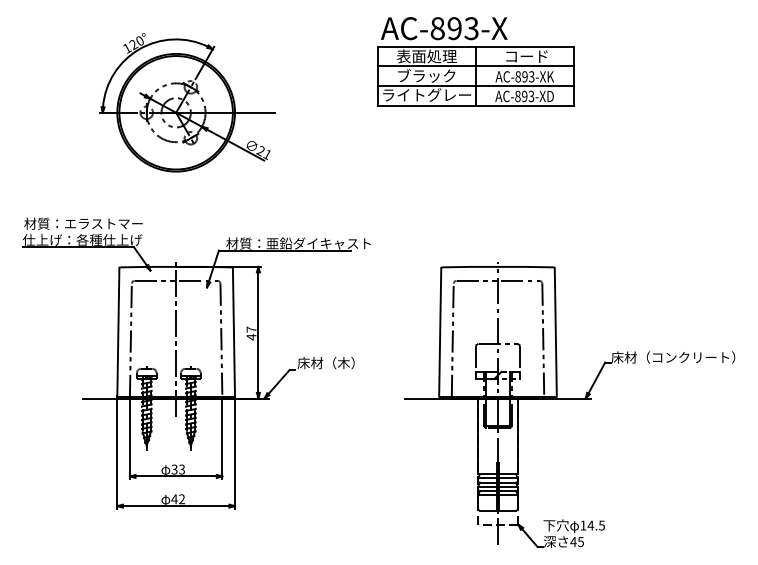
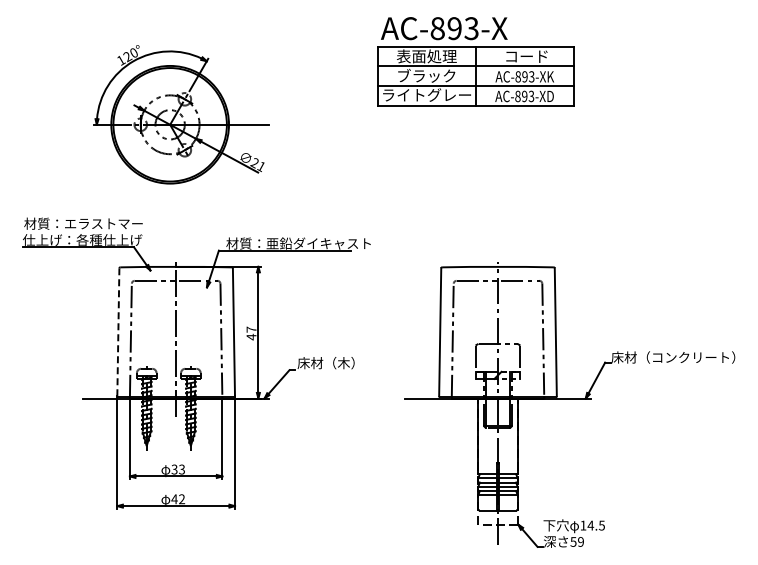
part position: (187, 102) -> (181, 114) (181, 114)
line: solid -> dashed (118, 331)
text: 45 -> 59 (576, 541)
